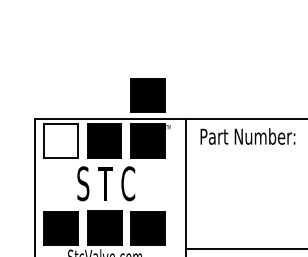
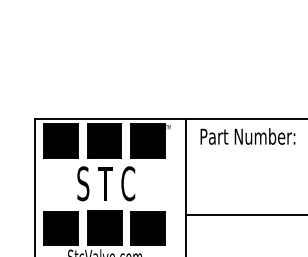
part: present -> none (147, 95)
fill: none -> present (60, 140)
line position: (245, 249) -> (245, 215) (245, 215)
